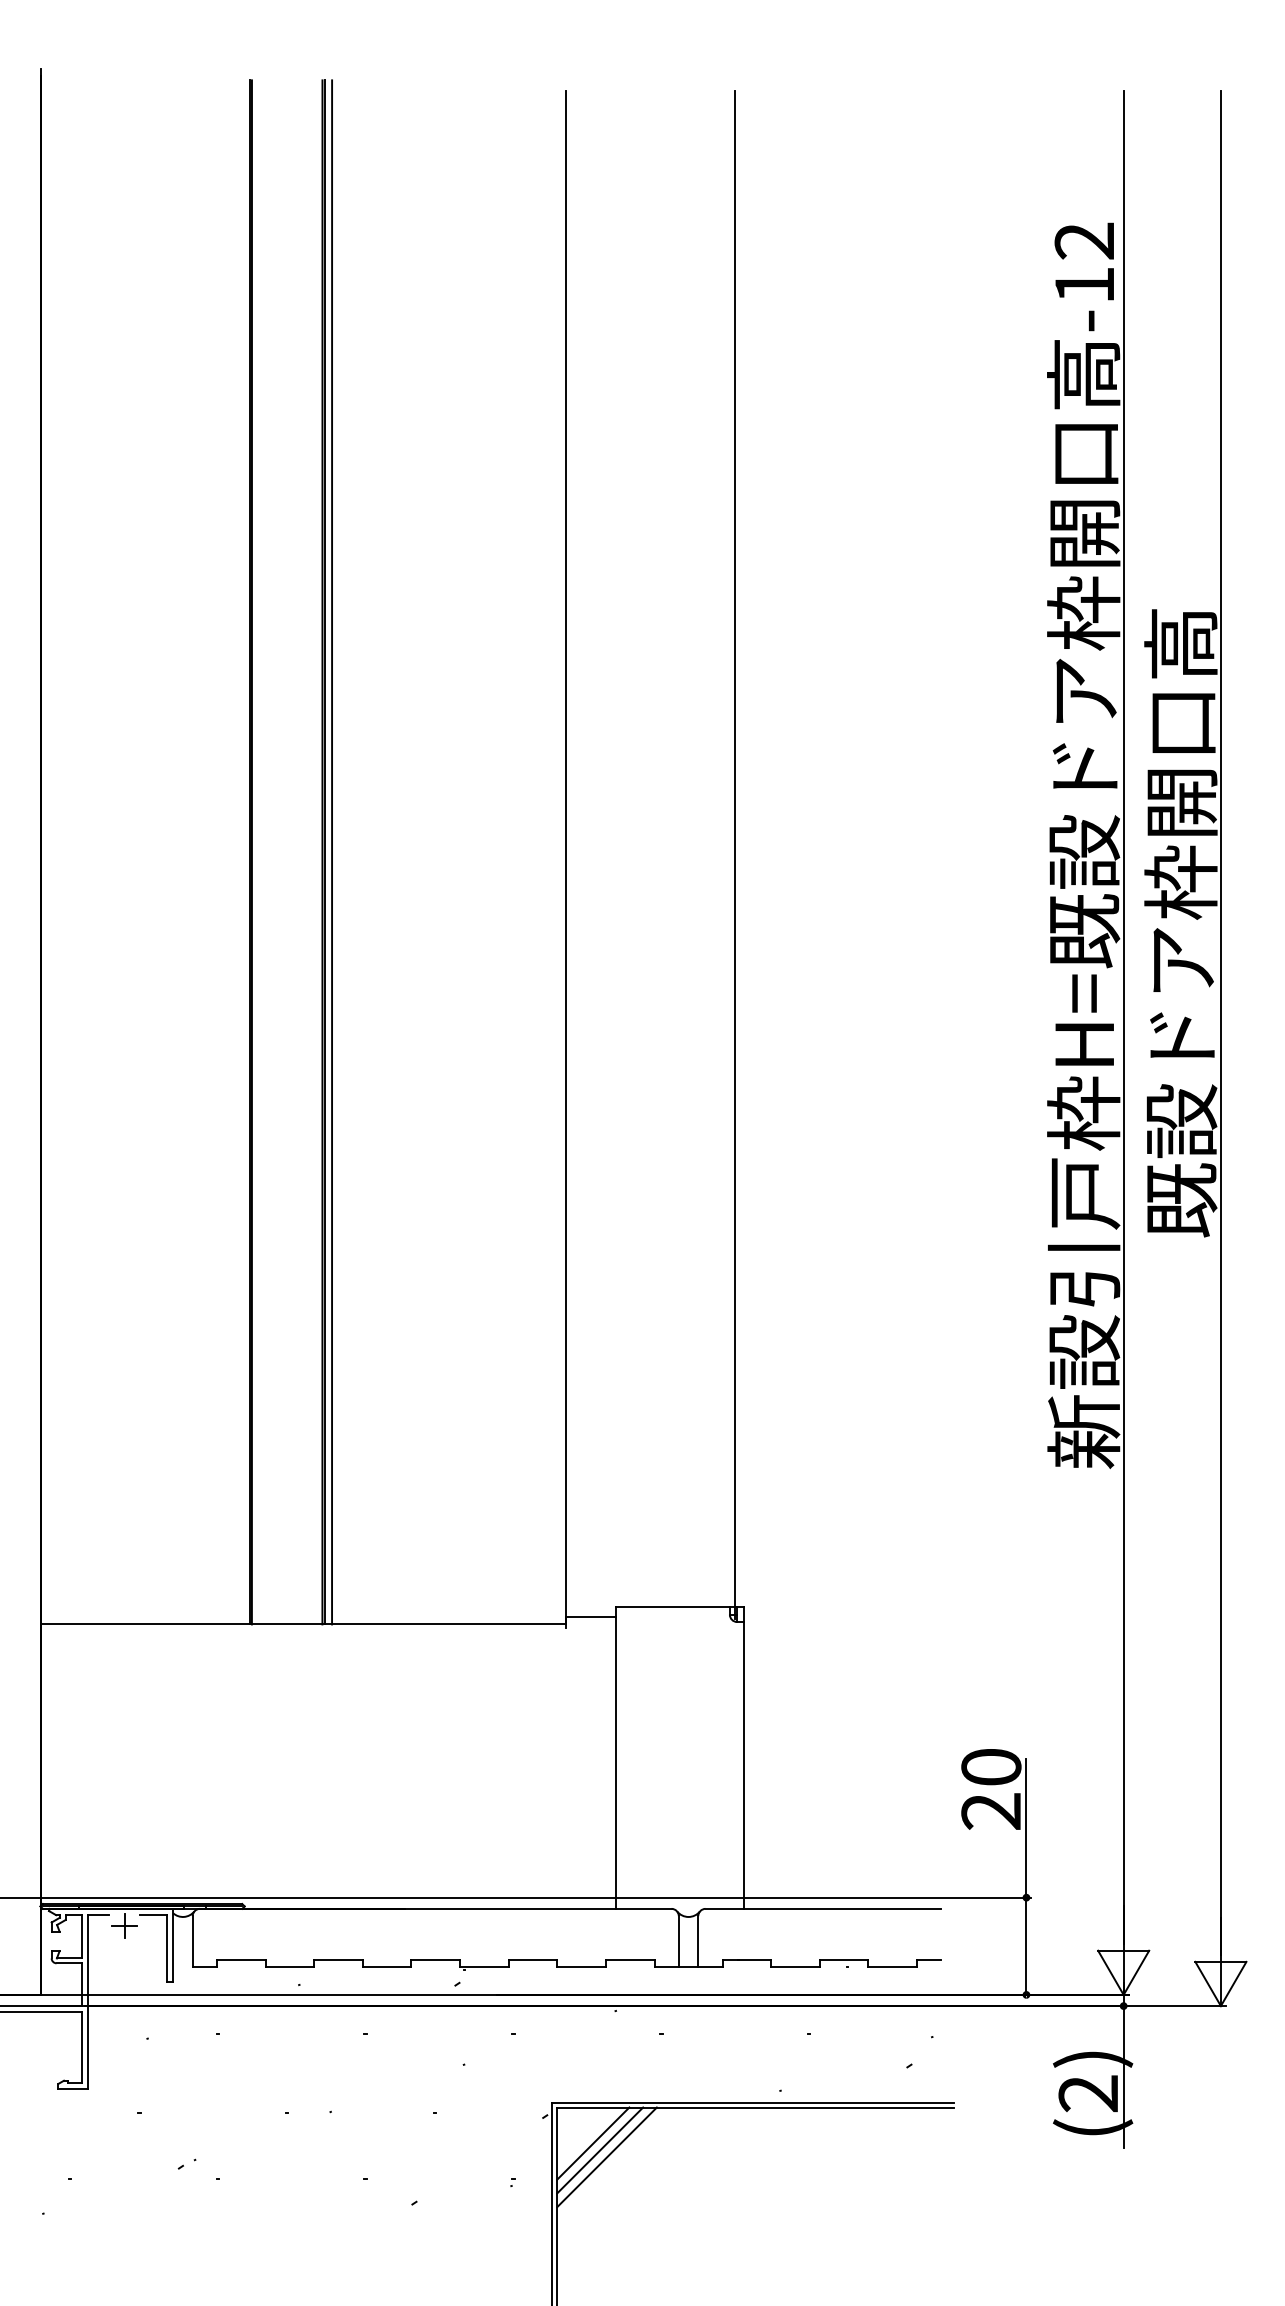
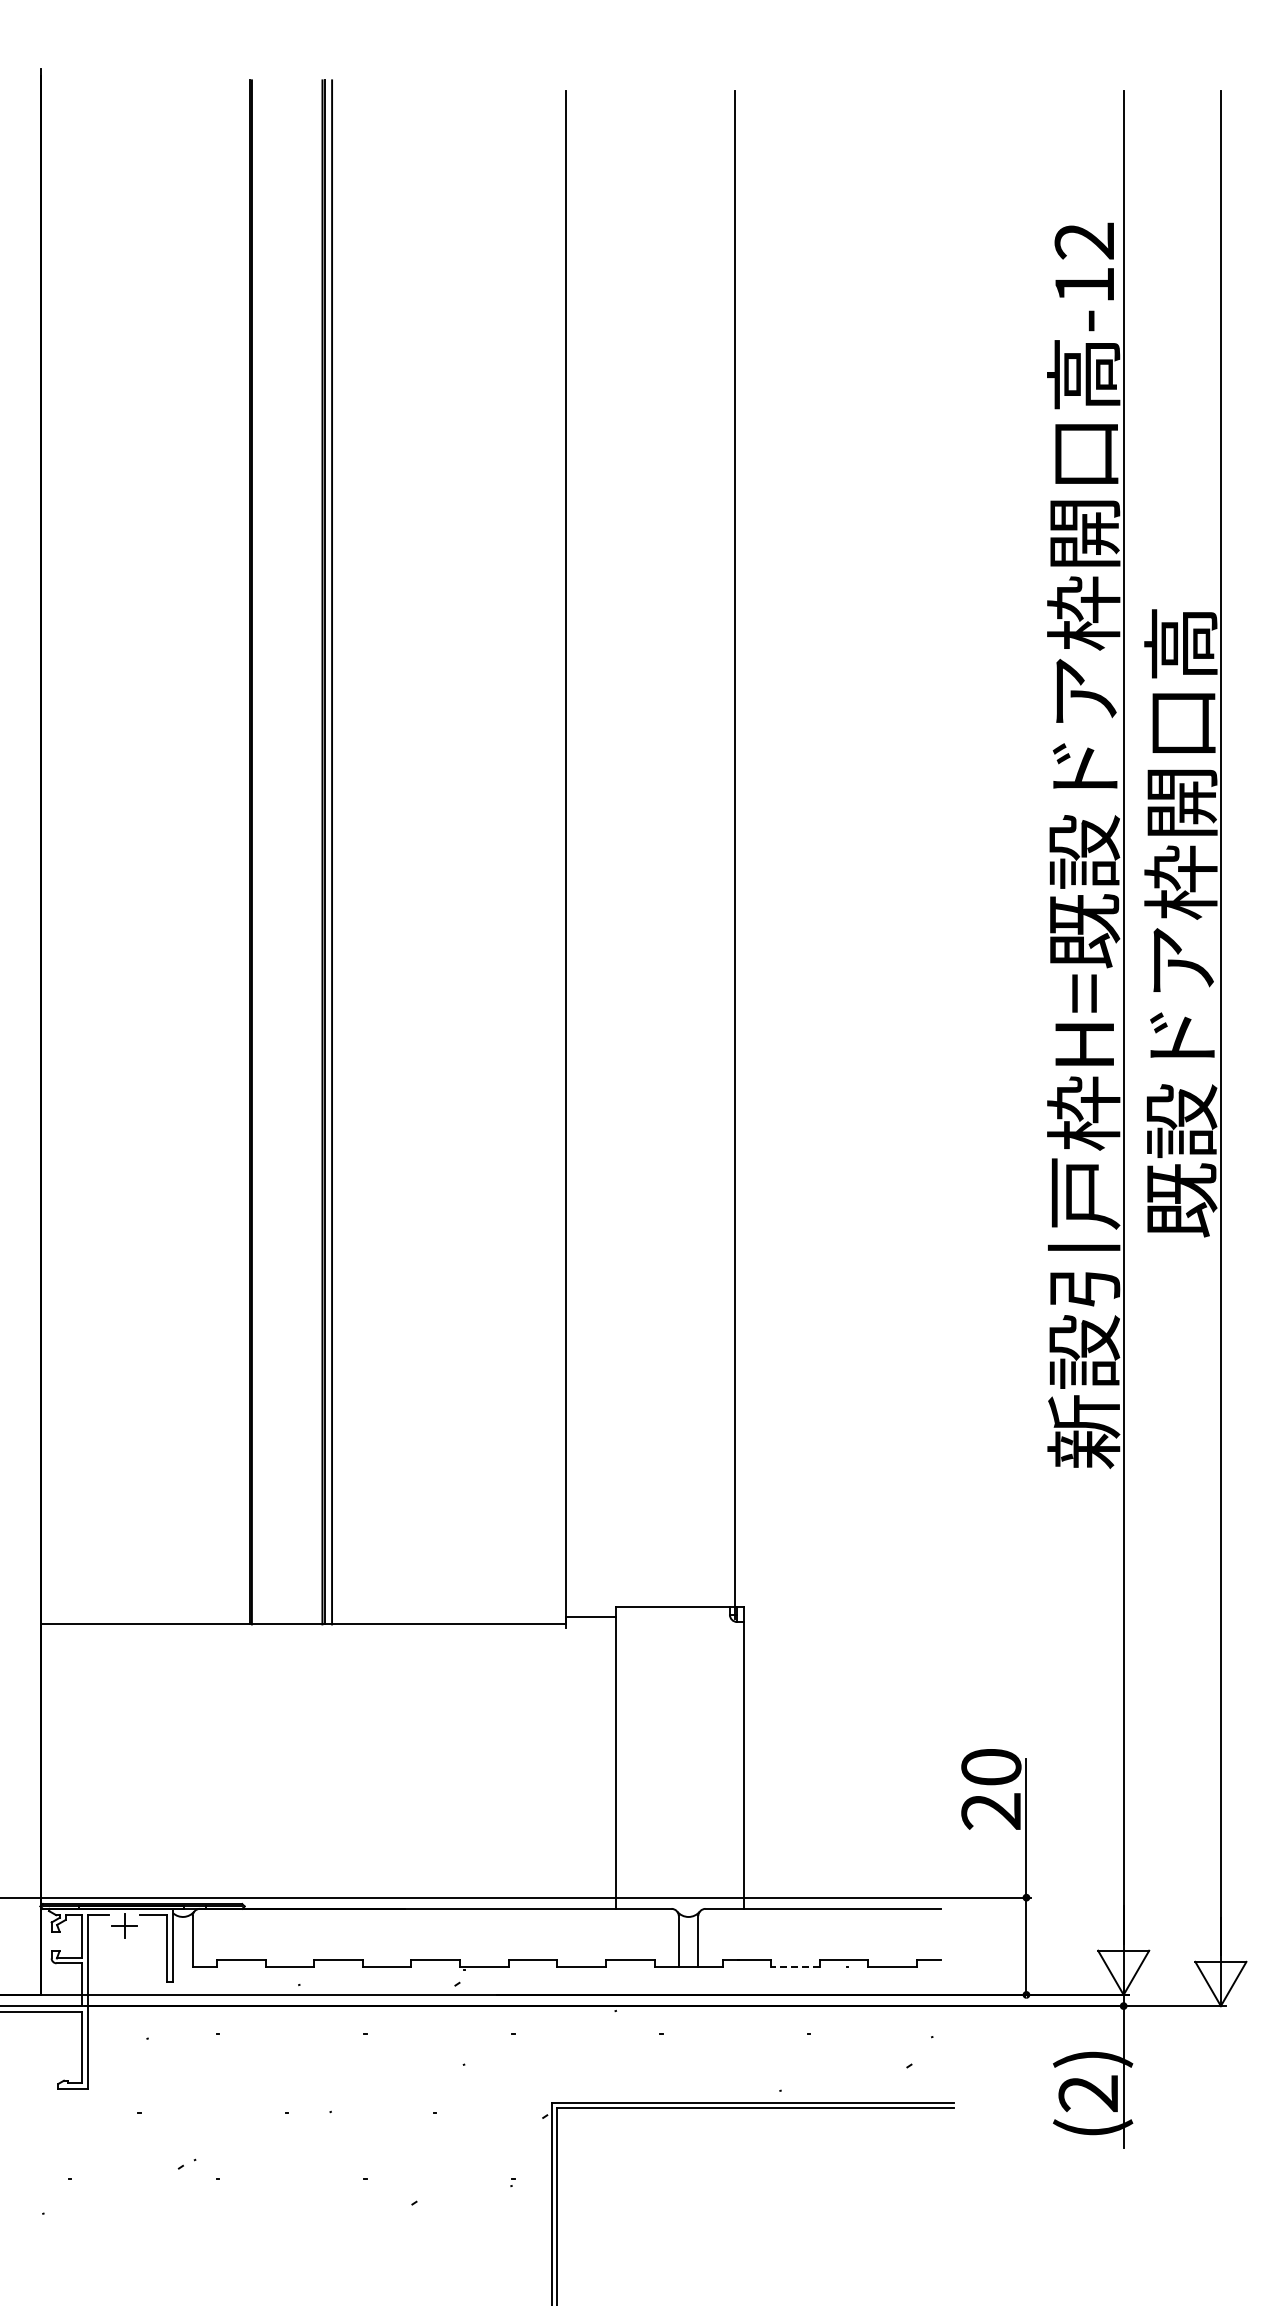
line: solid -> dashed (795, 1967)
line: present -> none (593, 2143)
line: present -> none (600, 2150)
line: present -> none (606, 2157)
